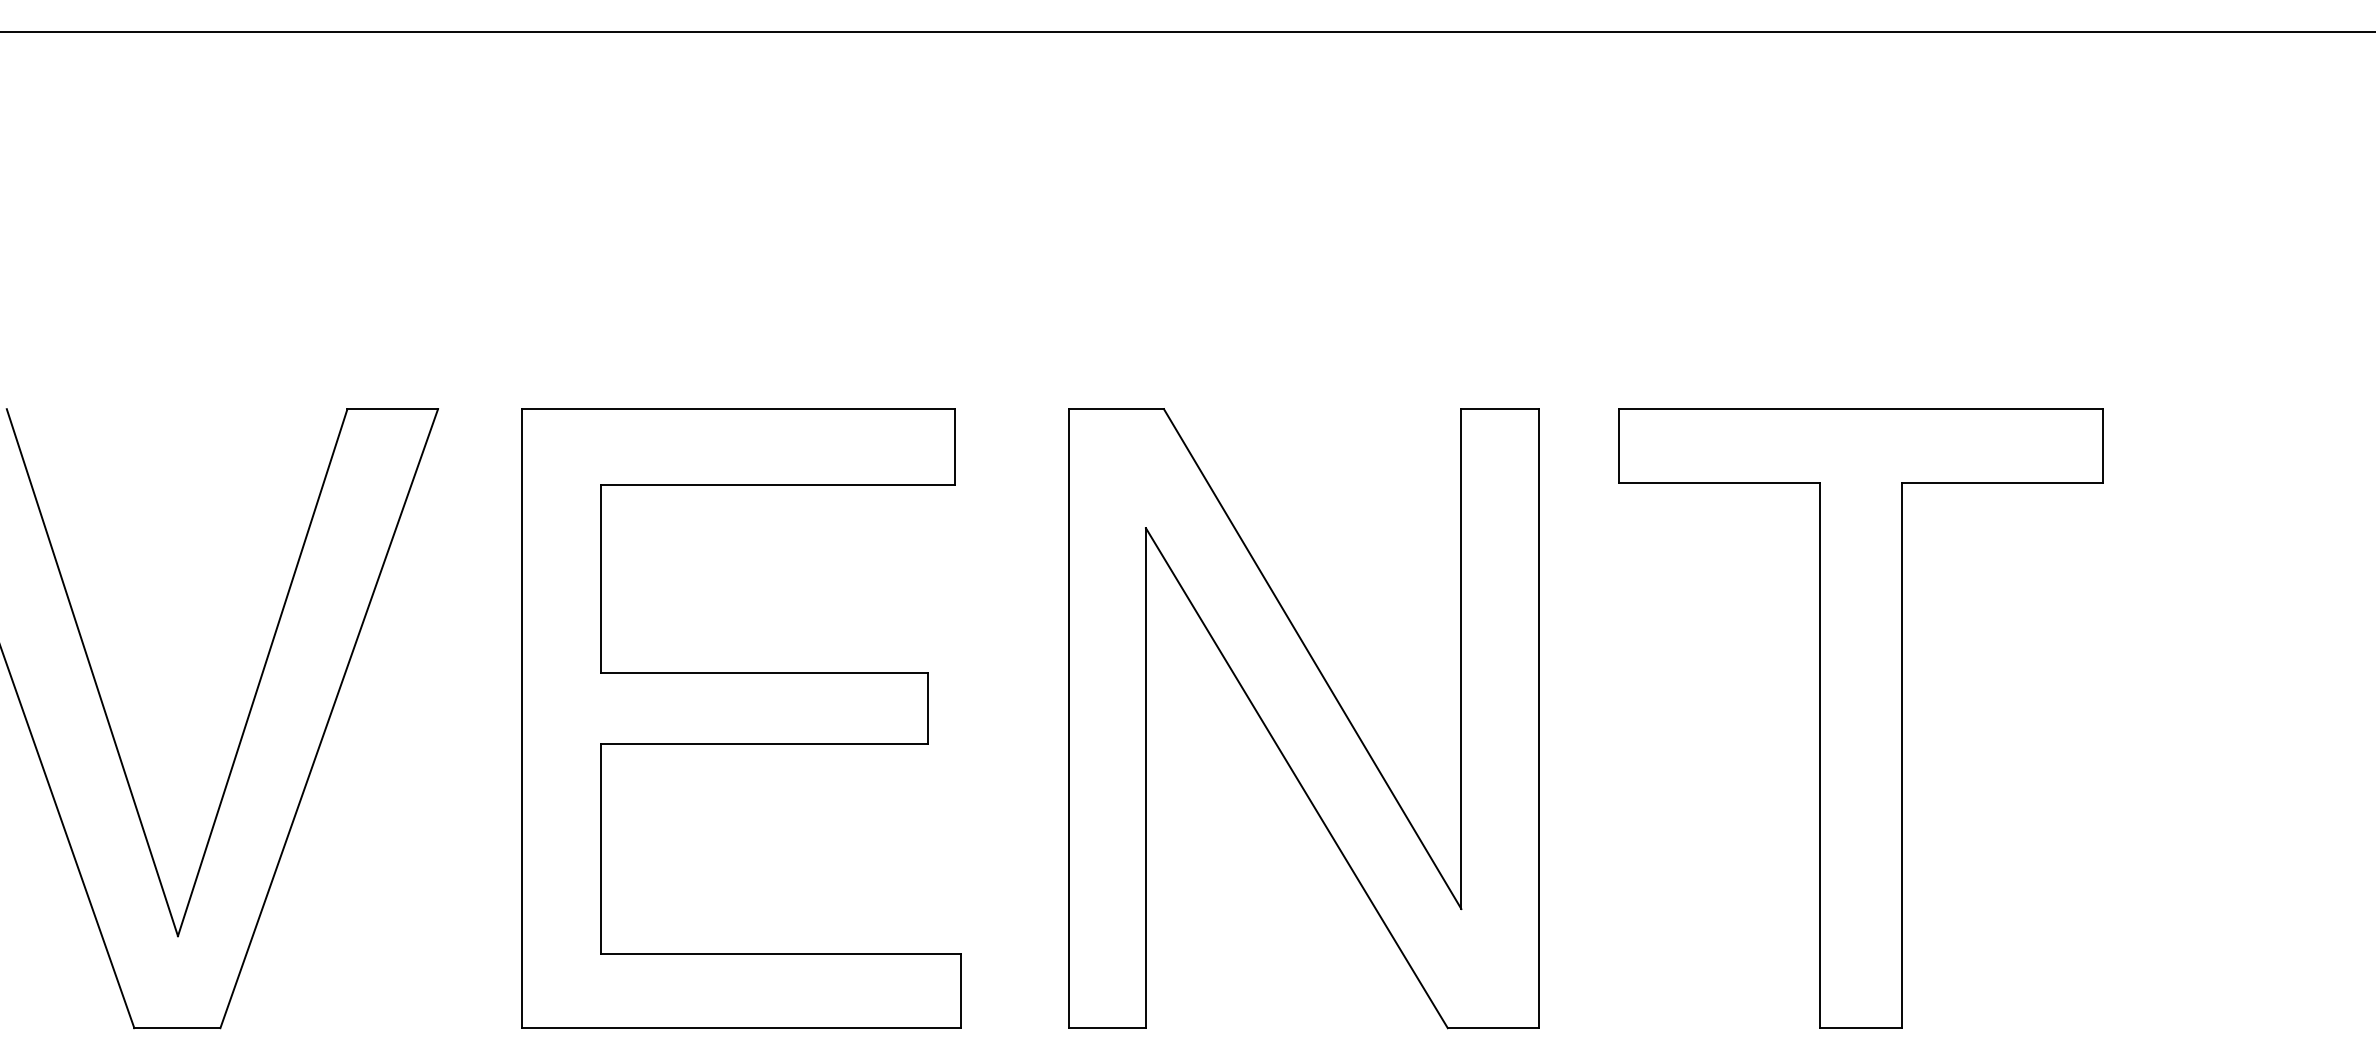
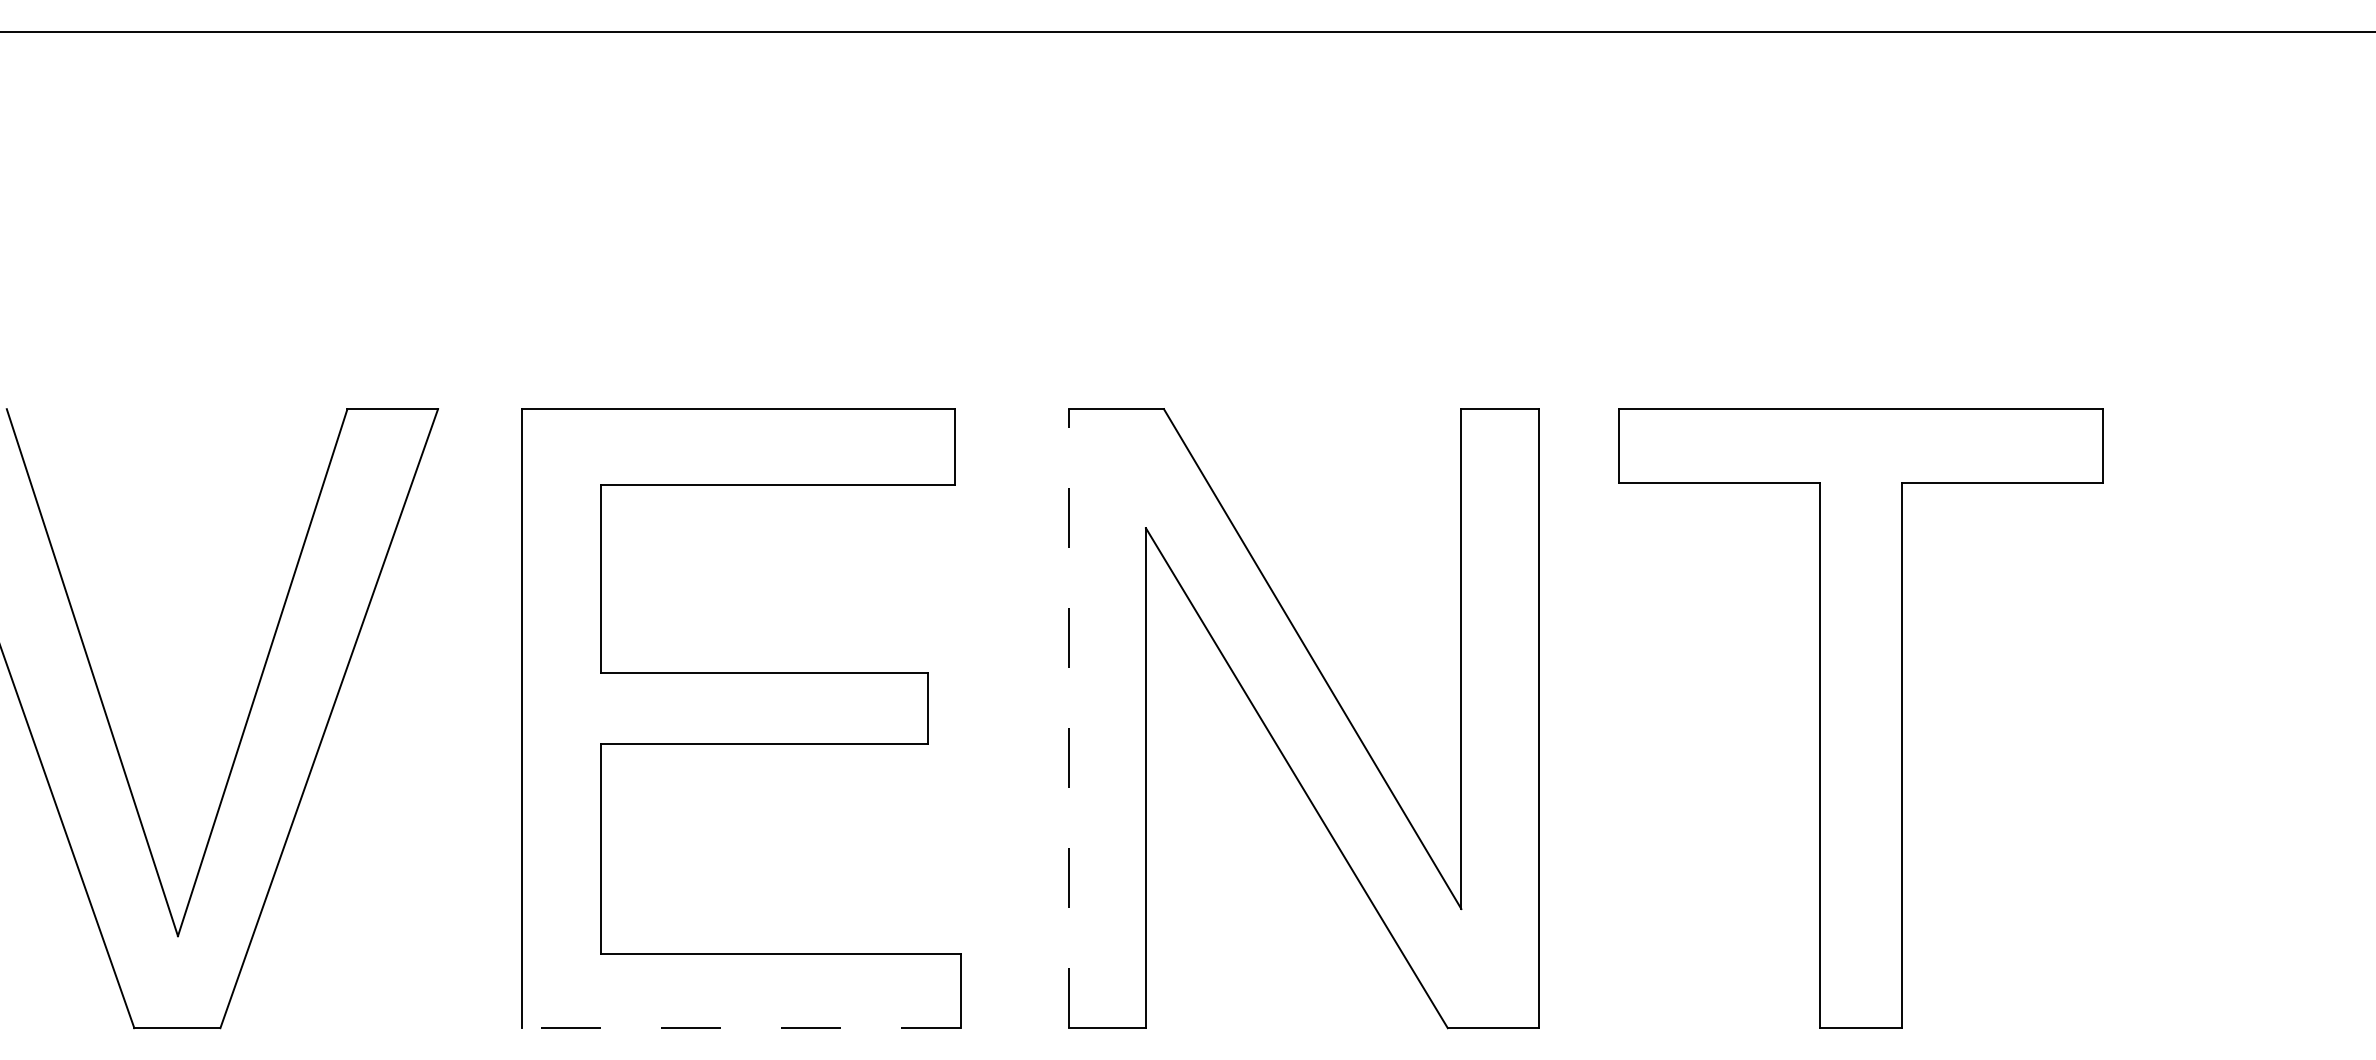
line: solid -> dashed (1068, 718)
line: solid -> dashed (741, 1028)
